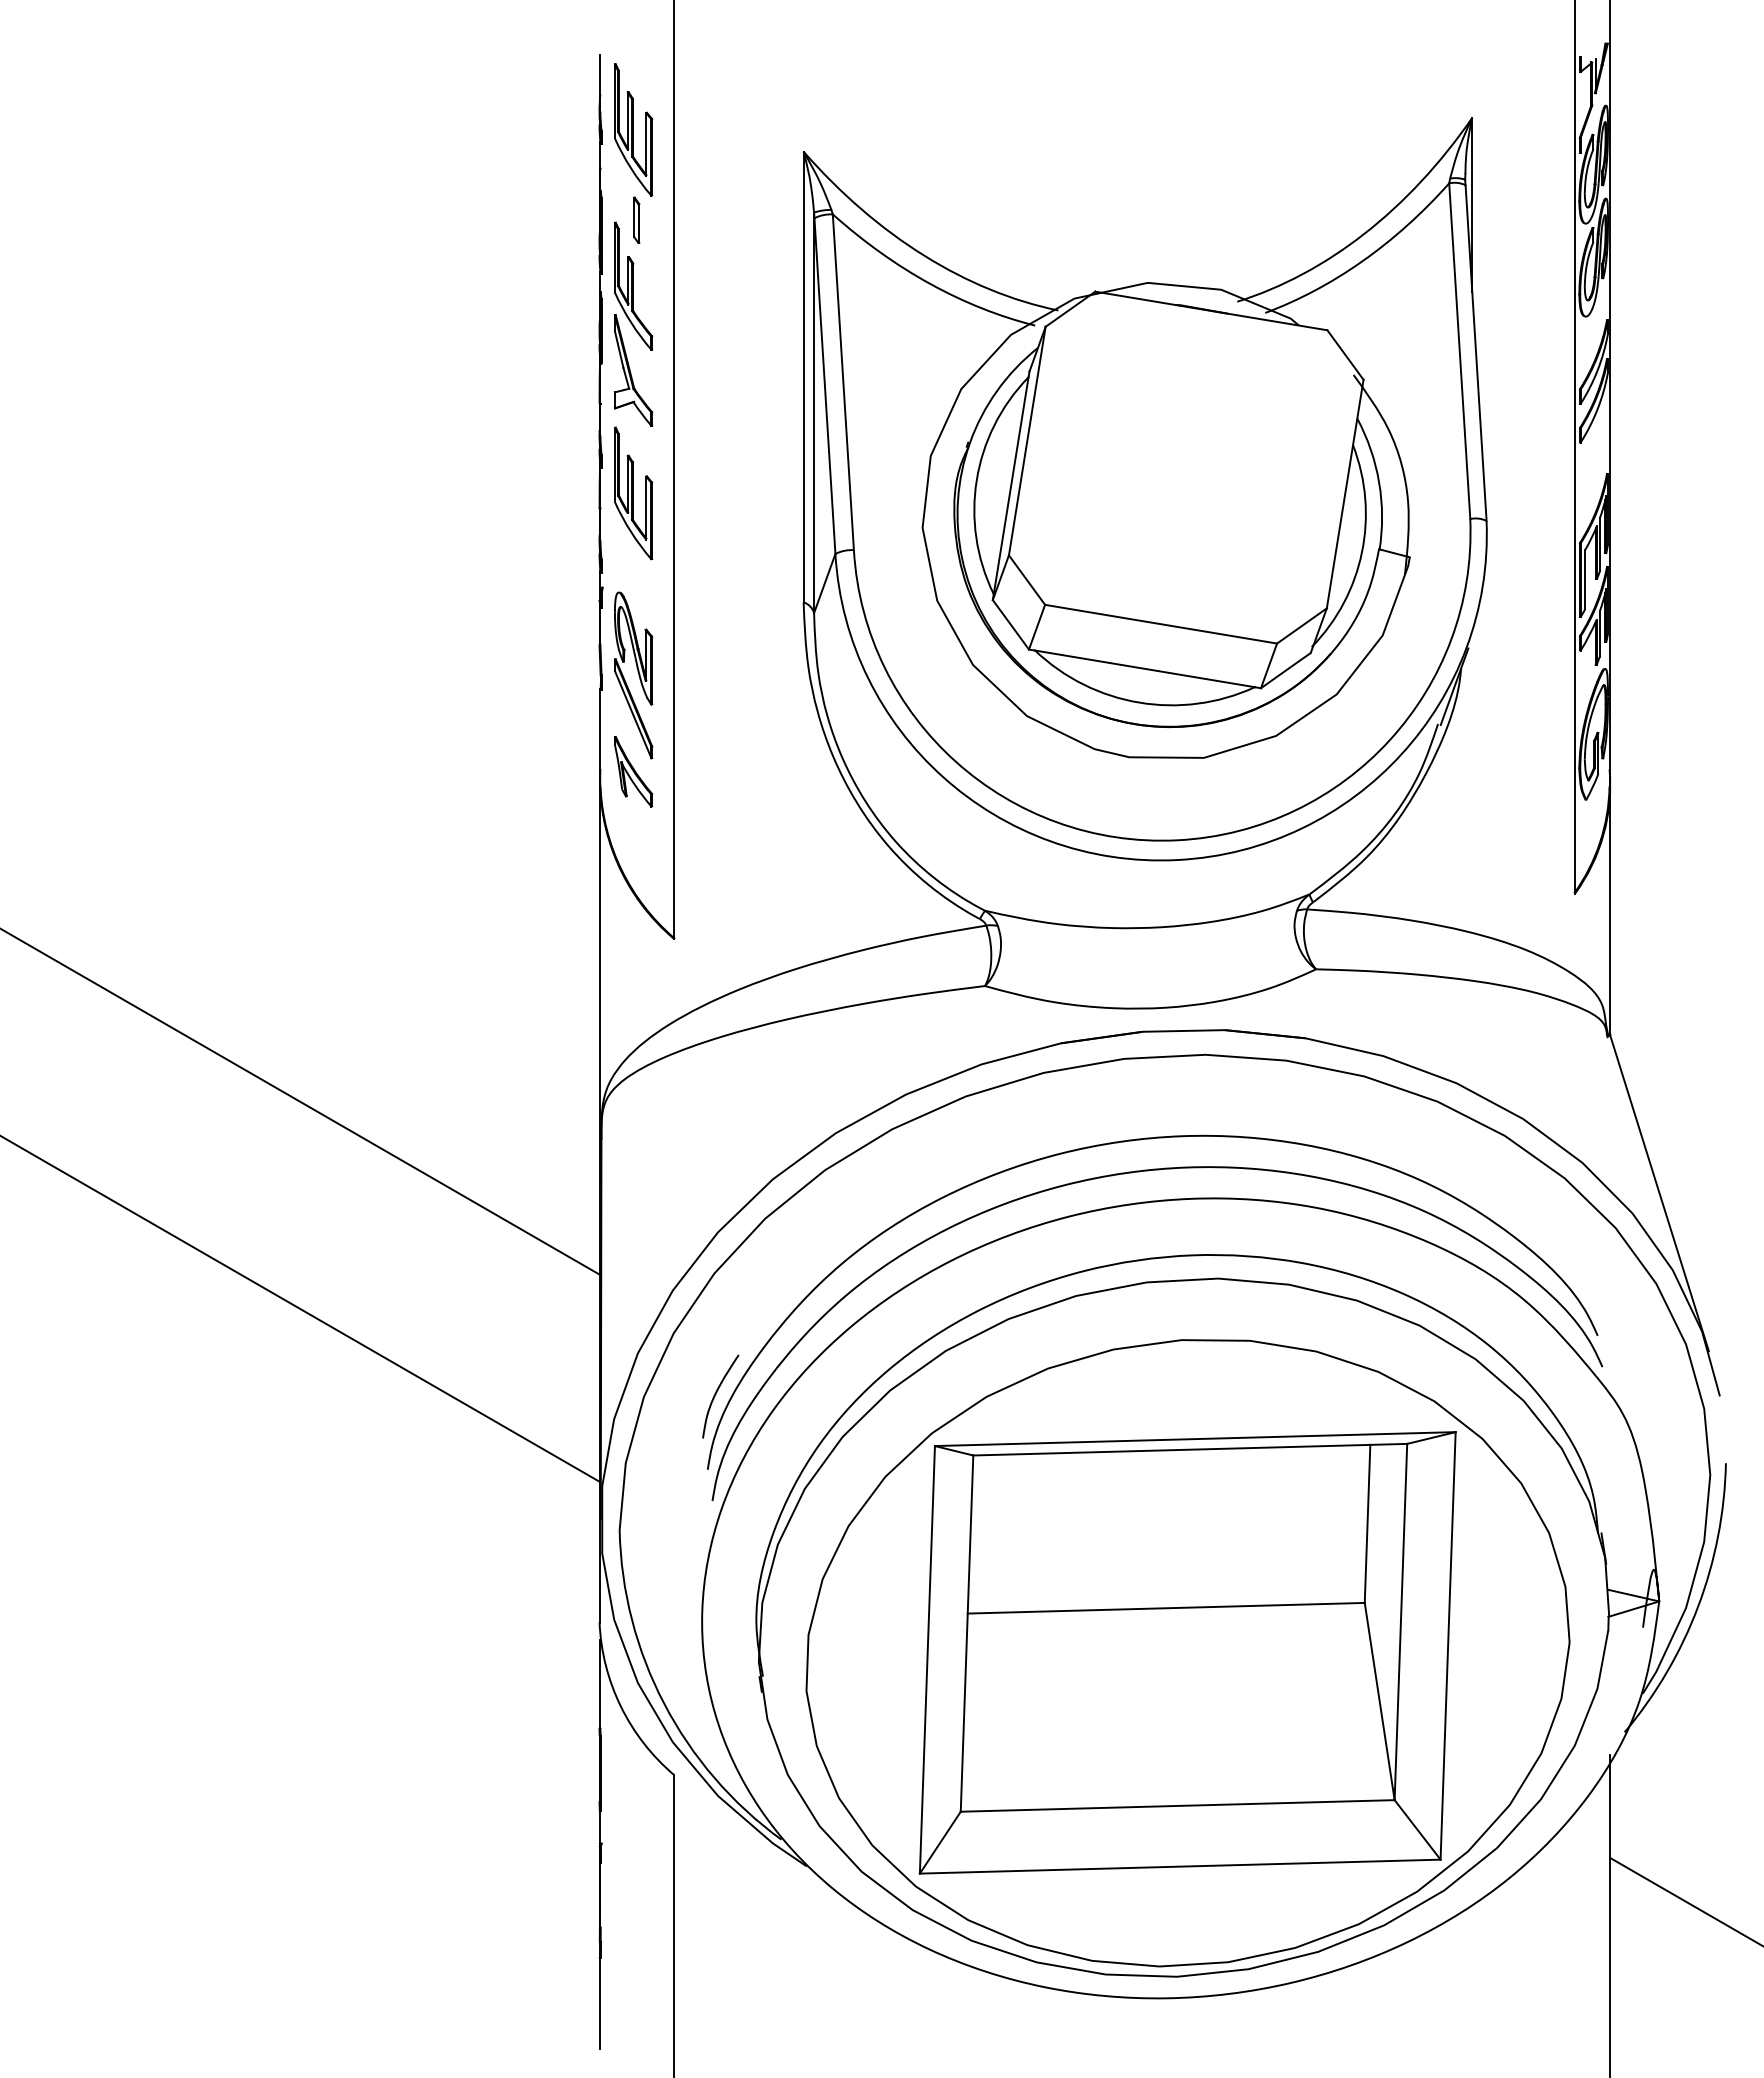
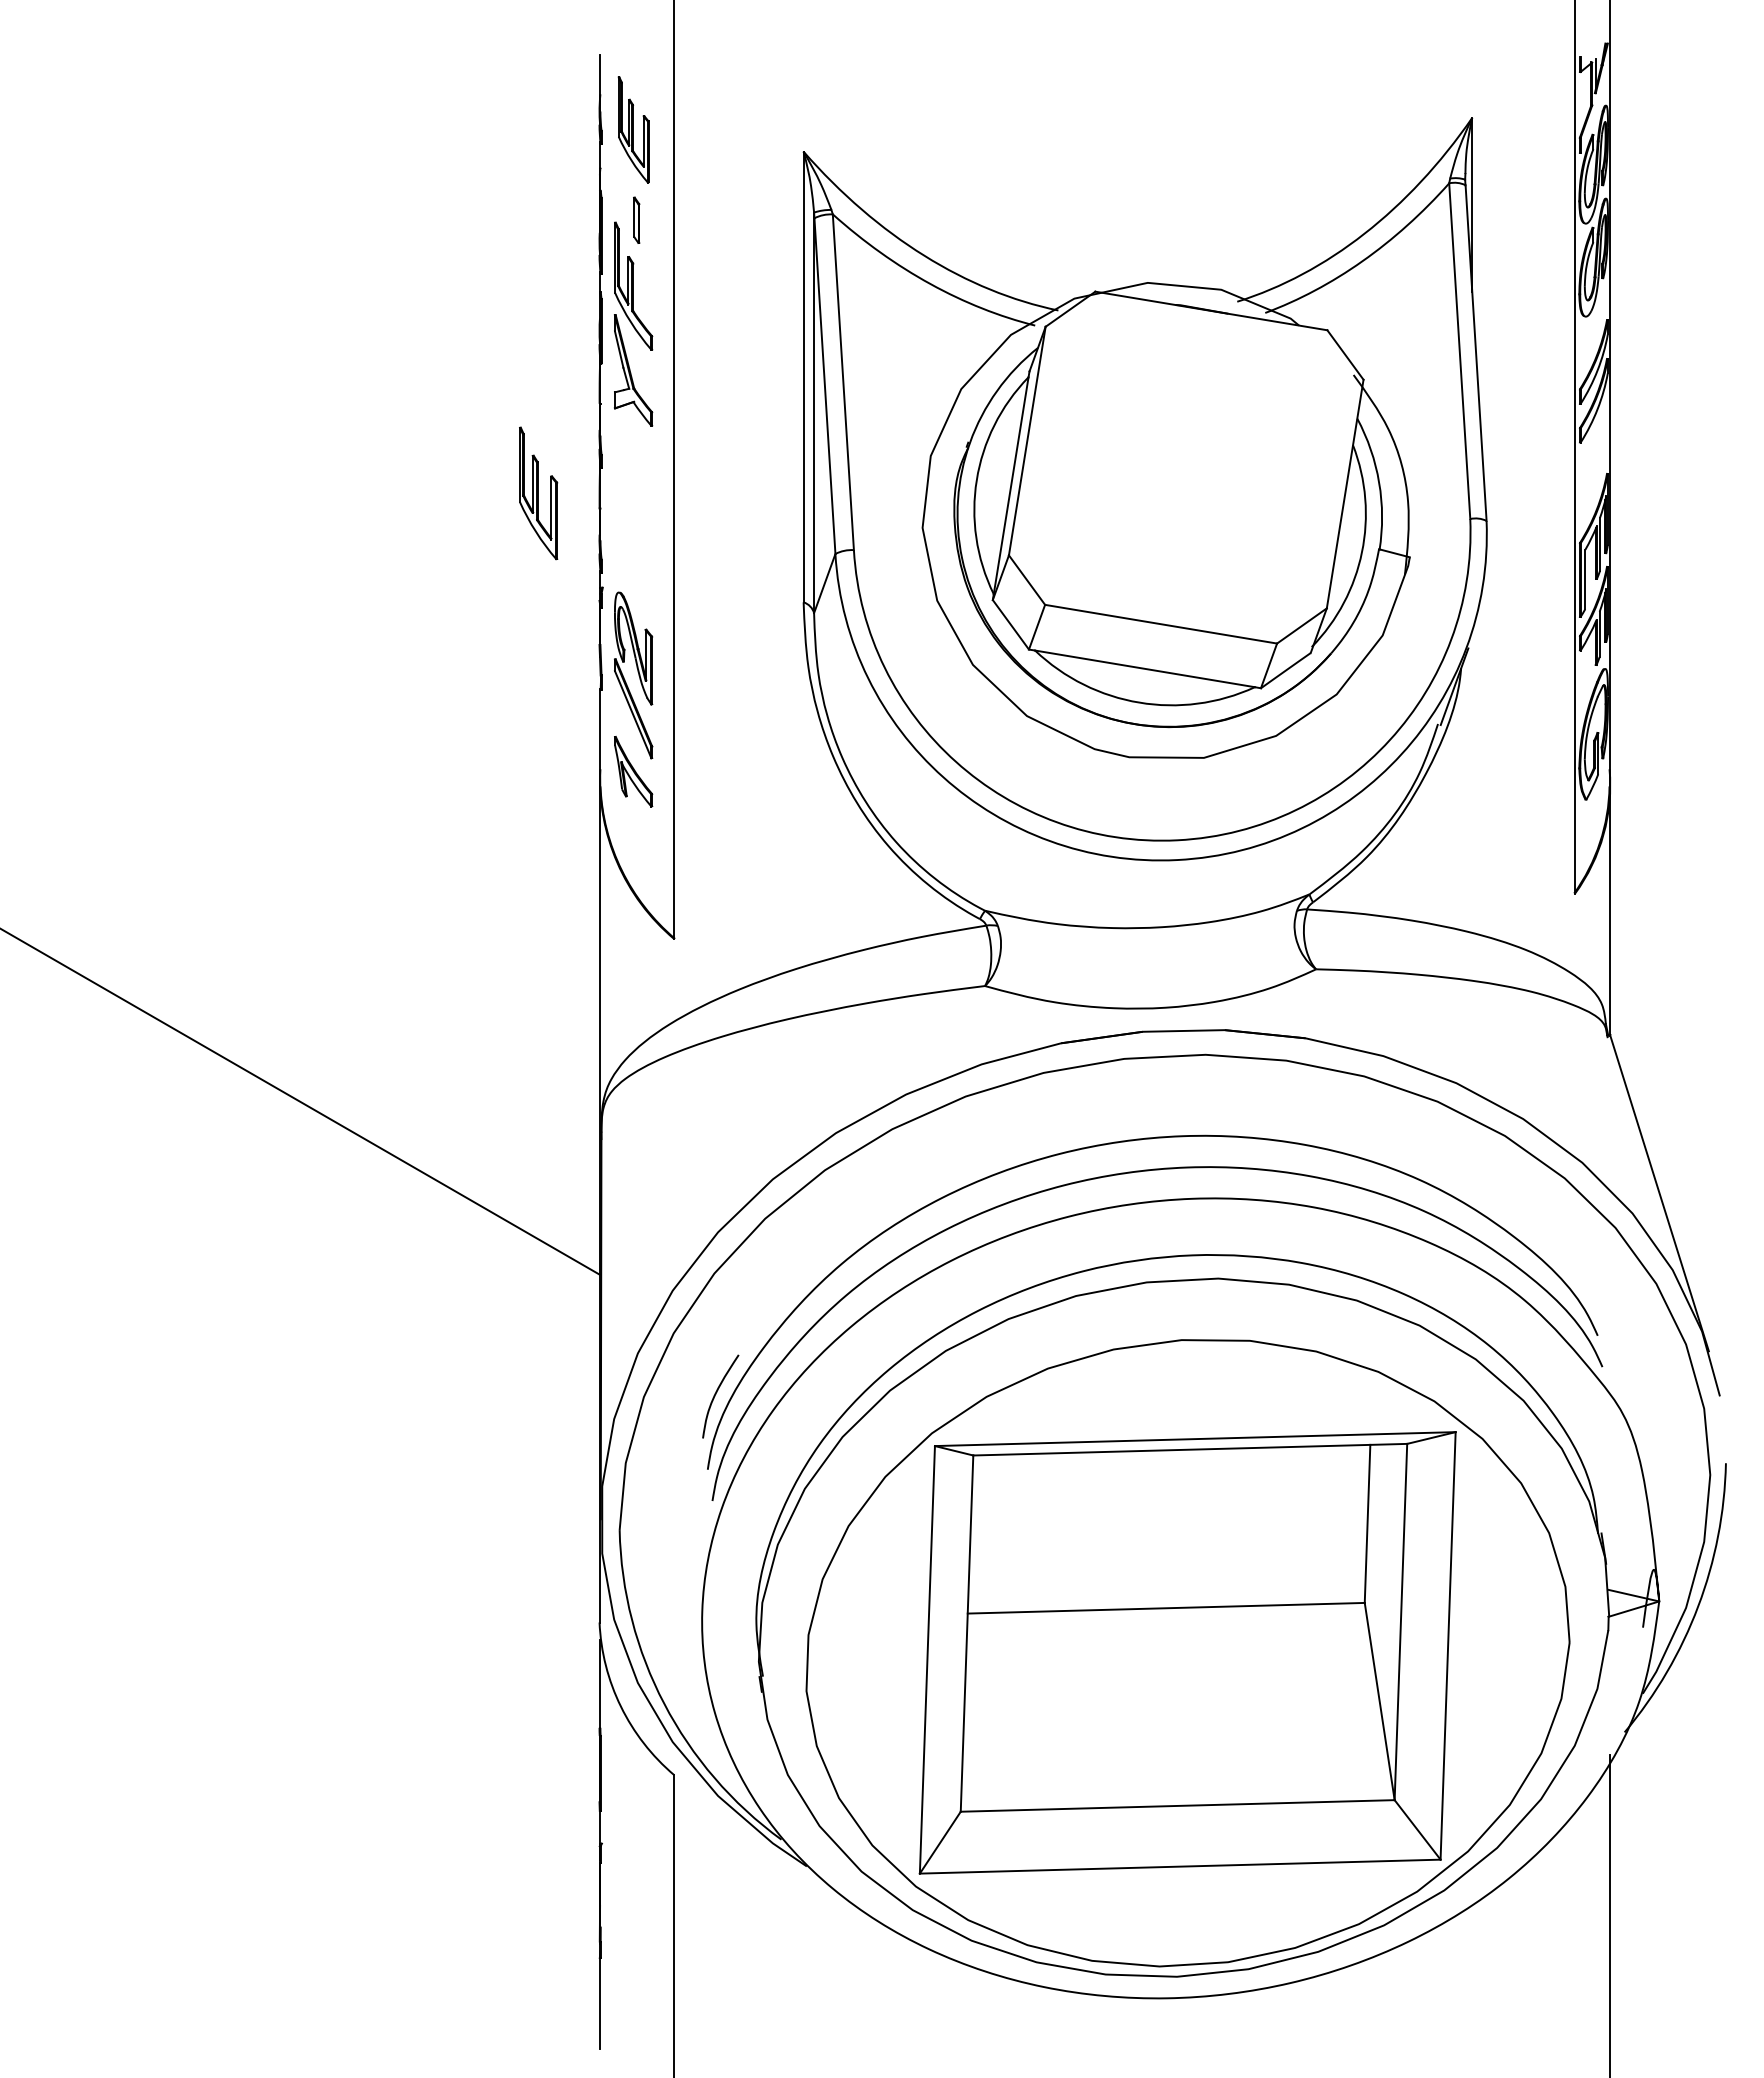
part size: 40x134 px -> 33x108 px (633, 129)
part position: (633, 493) -> (538, 493) (538, 493)
line: present -> none (300, 1309)
line: present -> none (1685, 1901)
